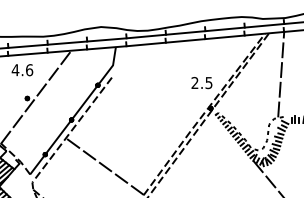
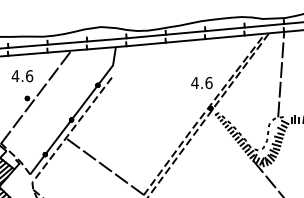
text position: (22, 70) -> (22, 76) (22, 76)
text: 2.5 -> 4.6 (201, 83)
